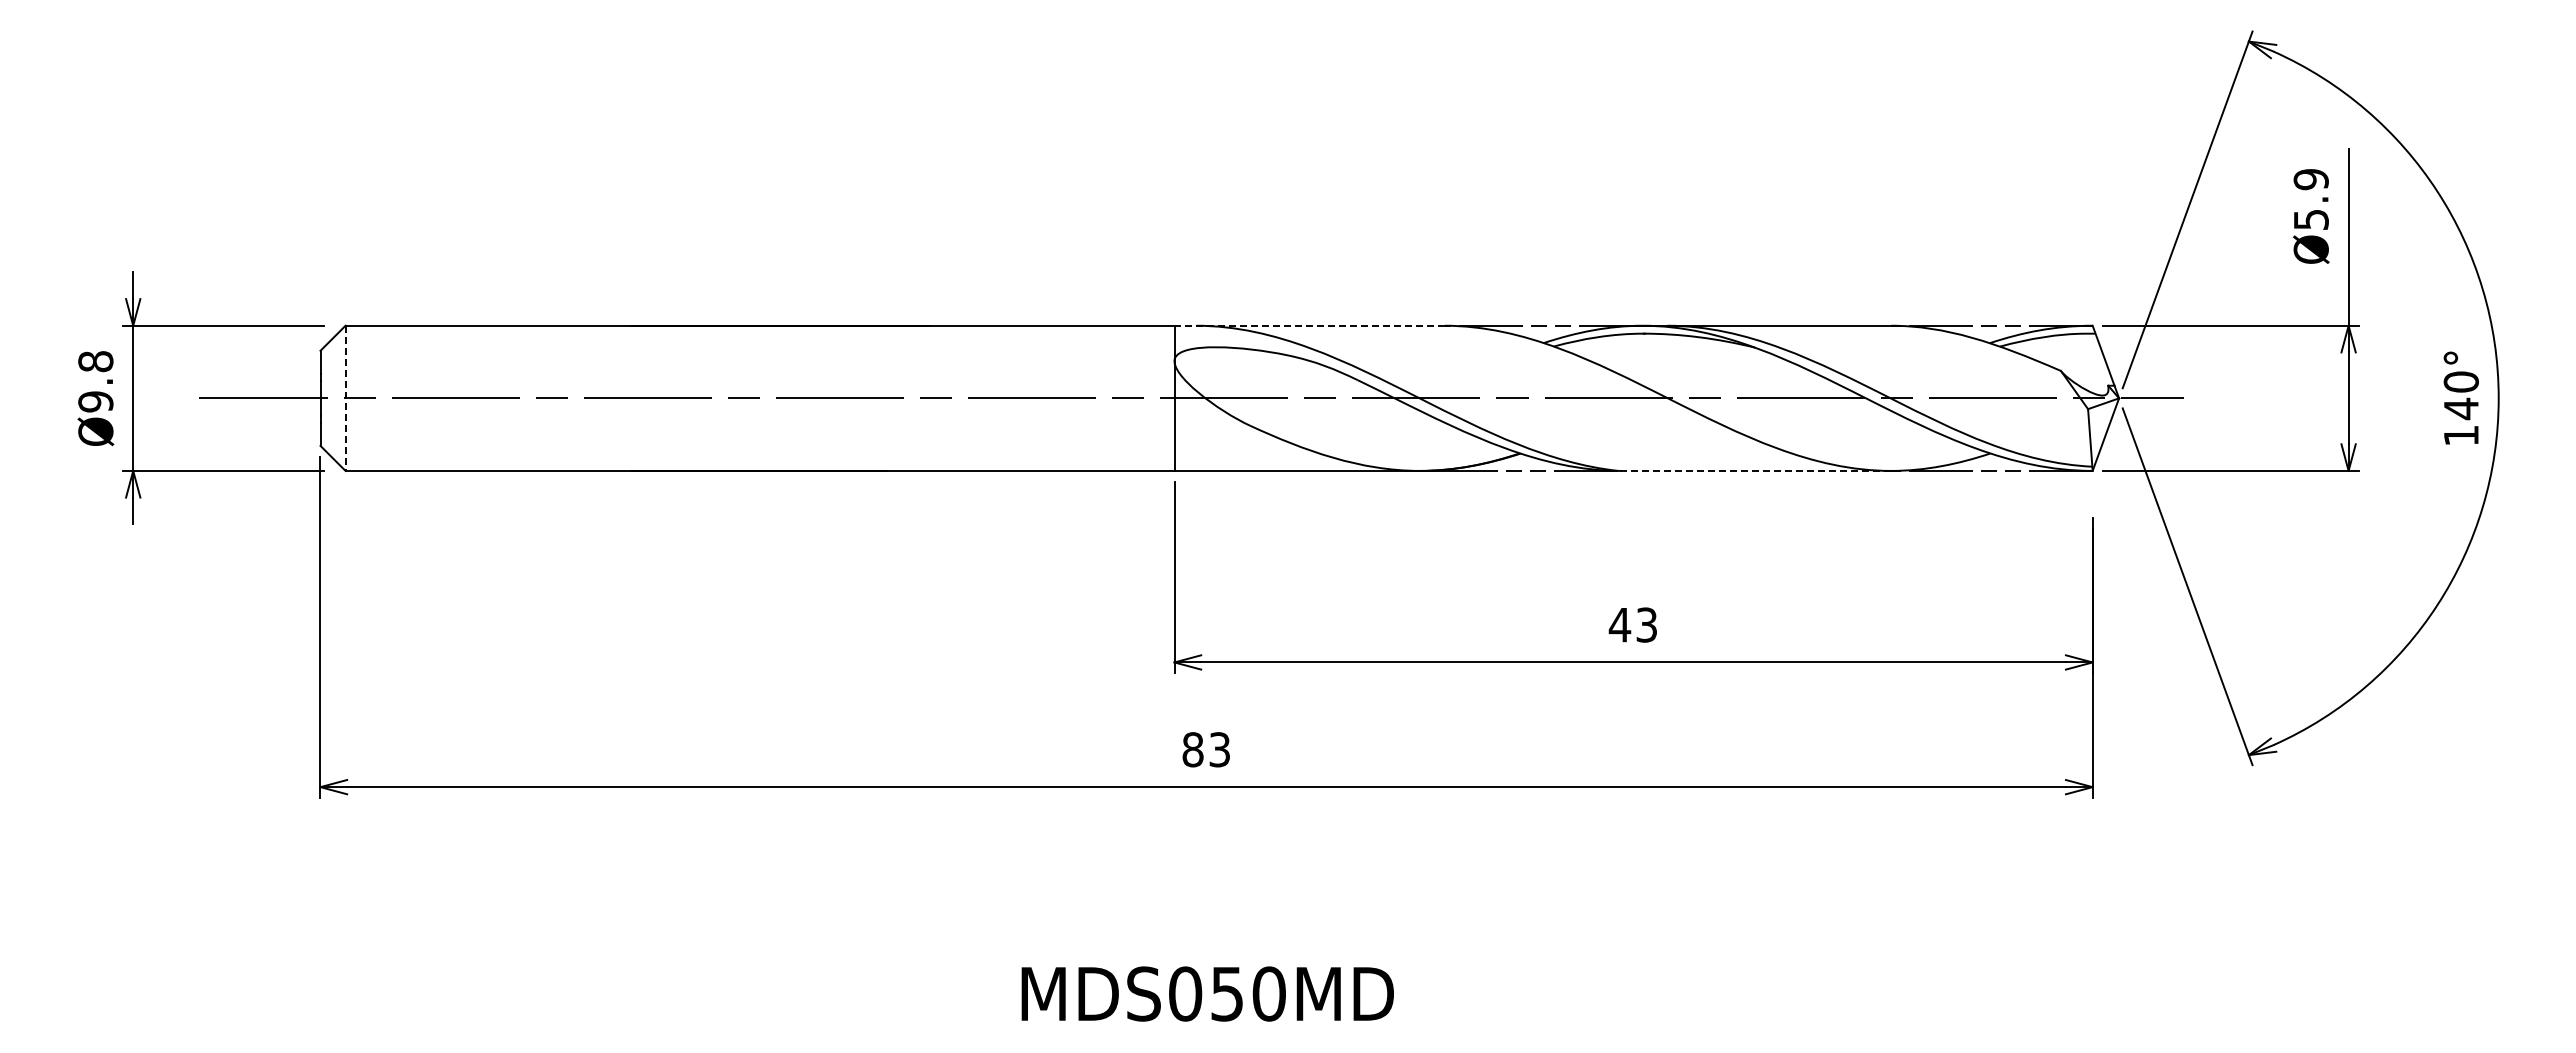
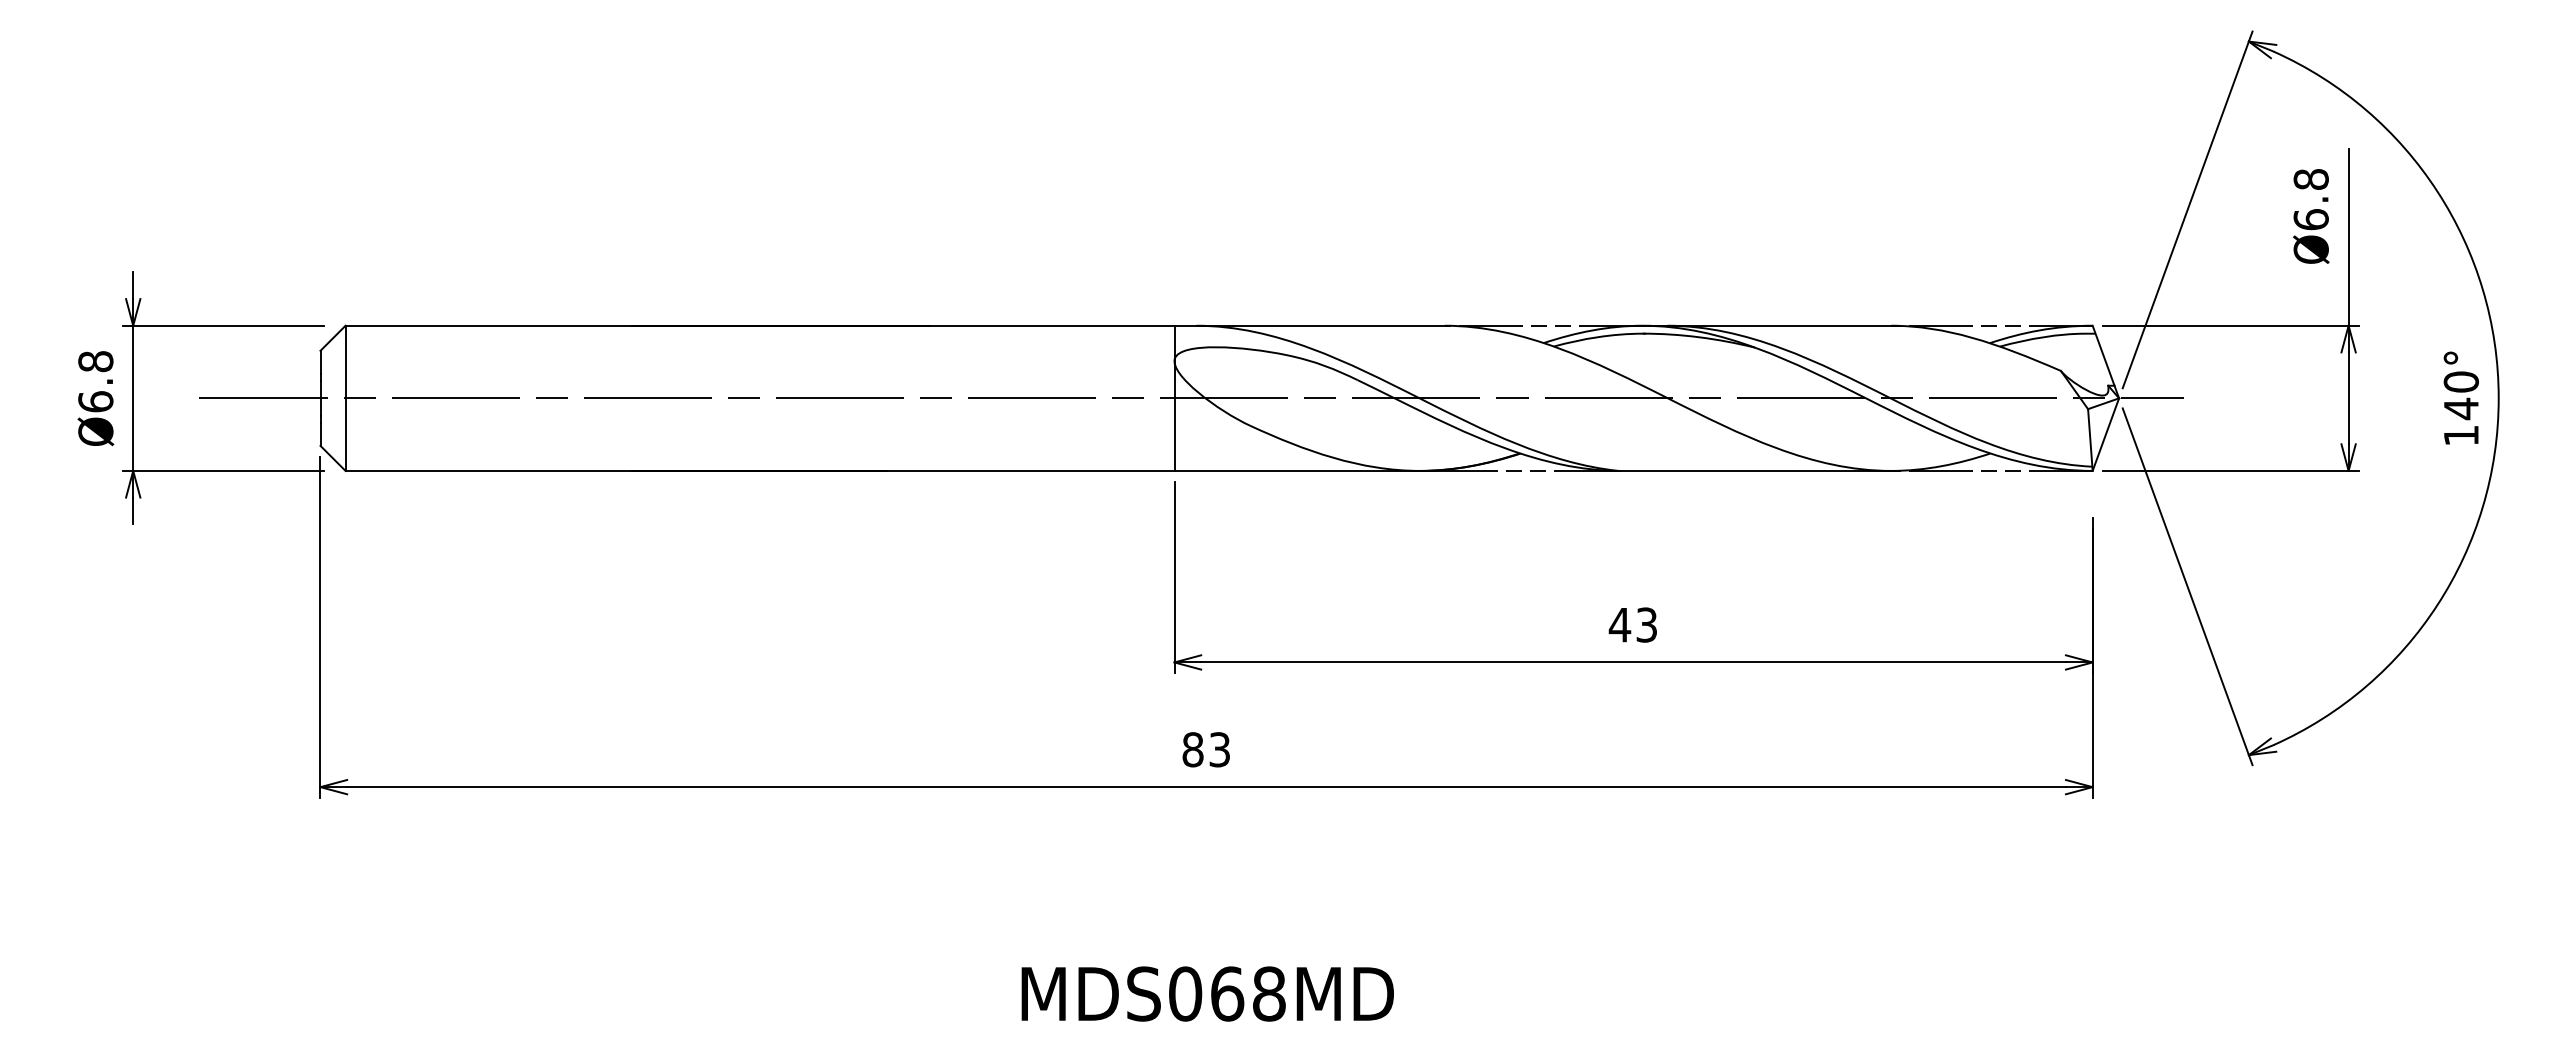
text: Ø5.9 -> Ø6.8 (2310, 199)
line: dashed -> solid (1309, 325)
line: dashed -> solid (345, 398)
text: Ø9.8 -> Ø6.8 (95, 401)
line: dashed -> solid (1754, 470)
text: MDS050MD -> MDS068MD (1248, 993)
